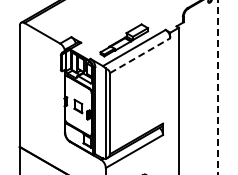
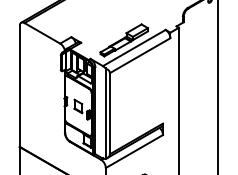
line: dashed -> solid (140, 55)
line: dashed -> solid (218, 87)
